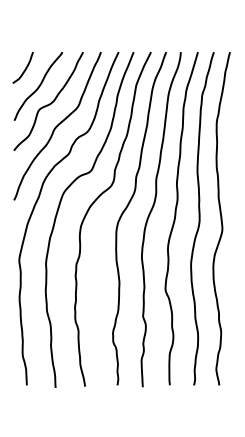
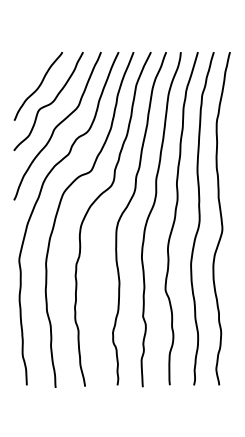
curve: present -> none (24, 69)
